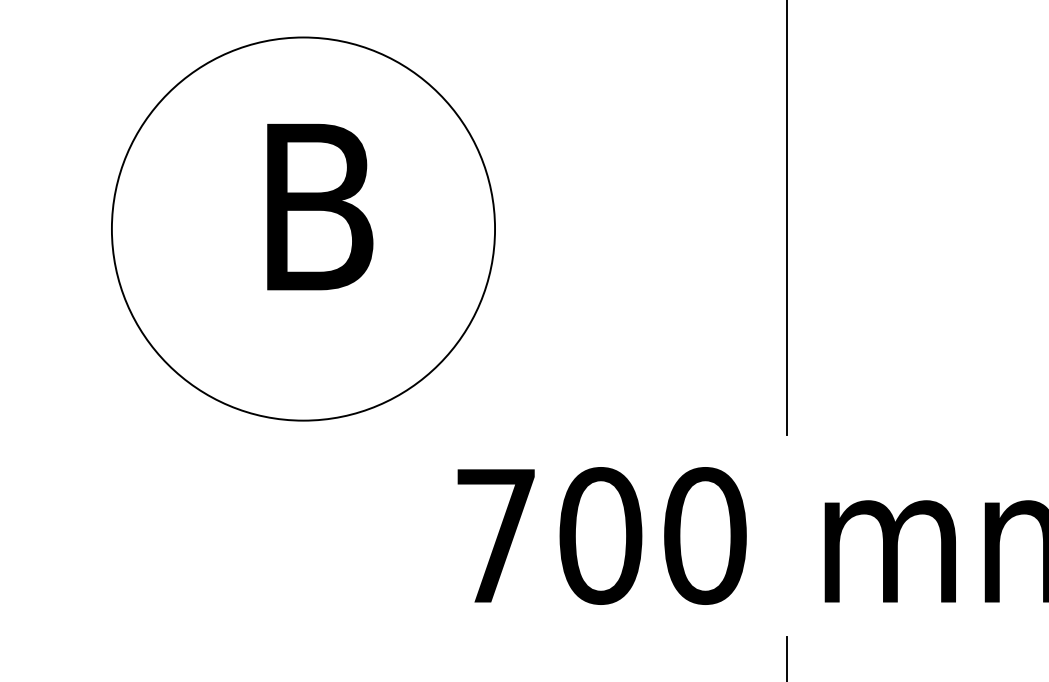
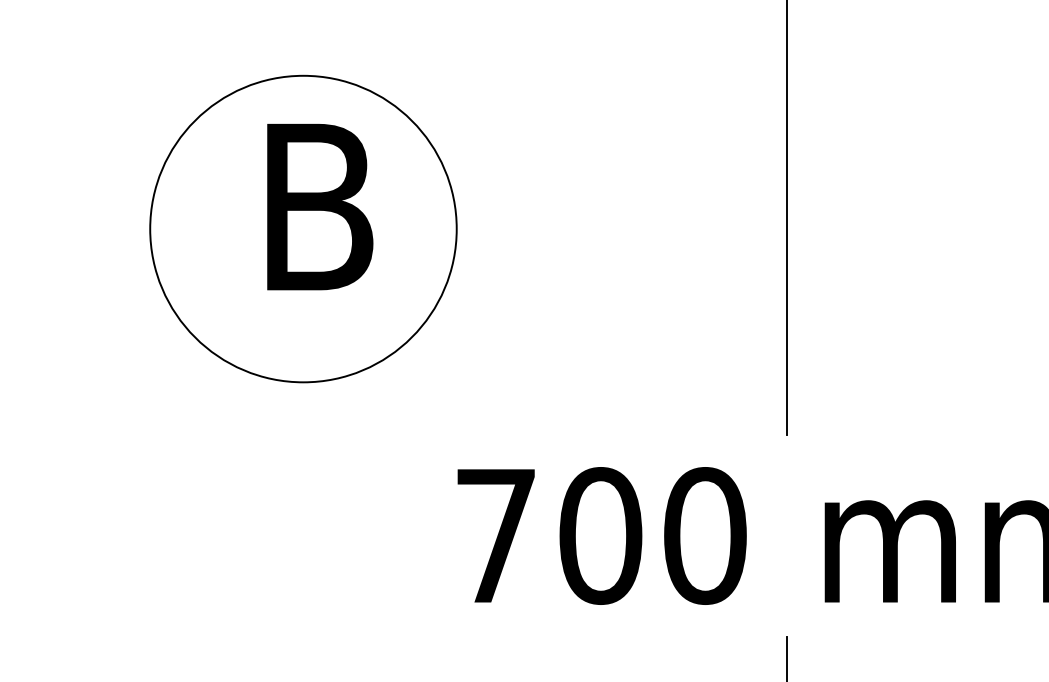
circle diameter: 383 px -> 307 px (303, 228)
